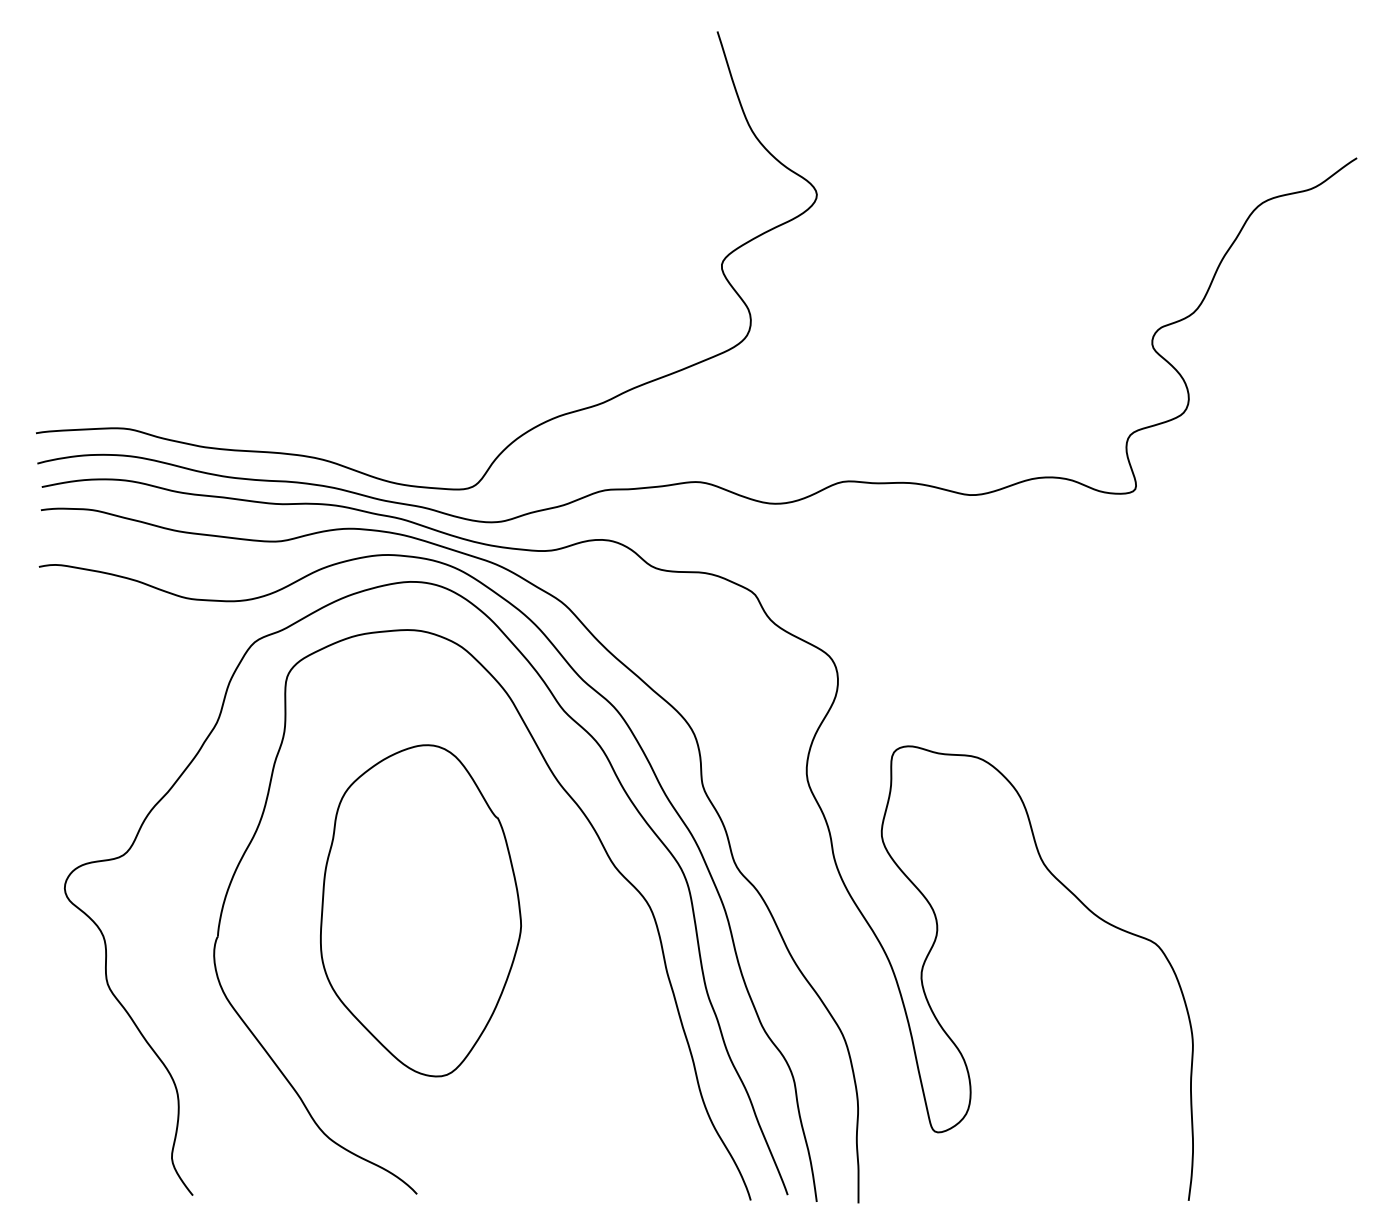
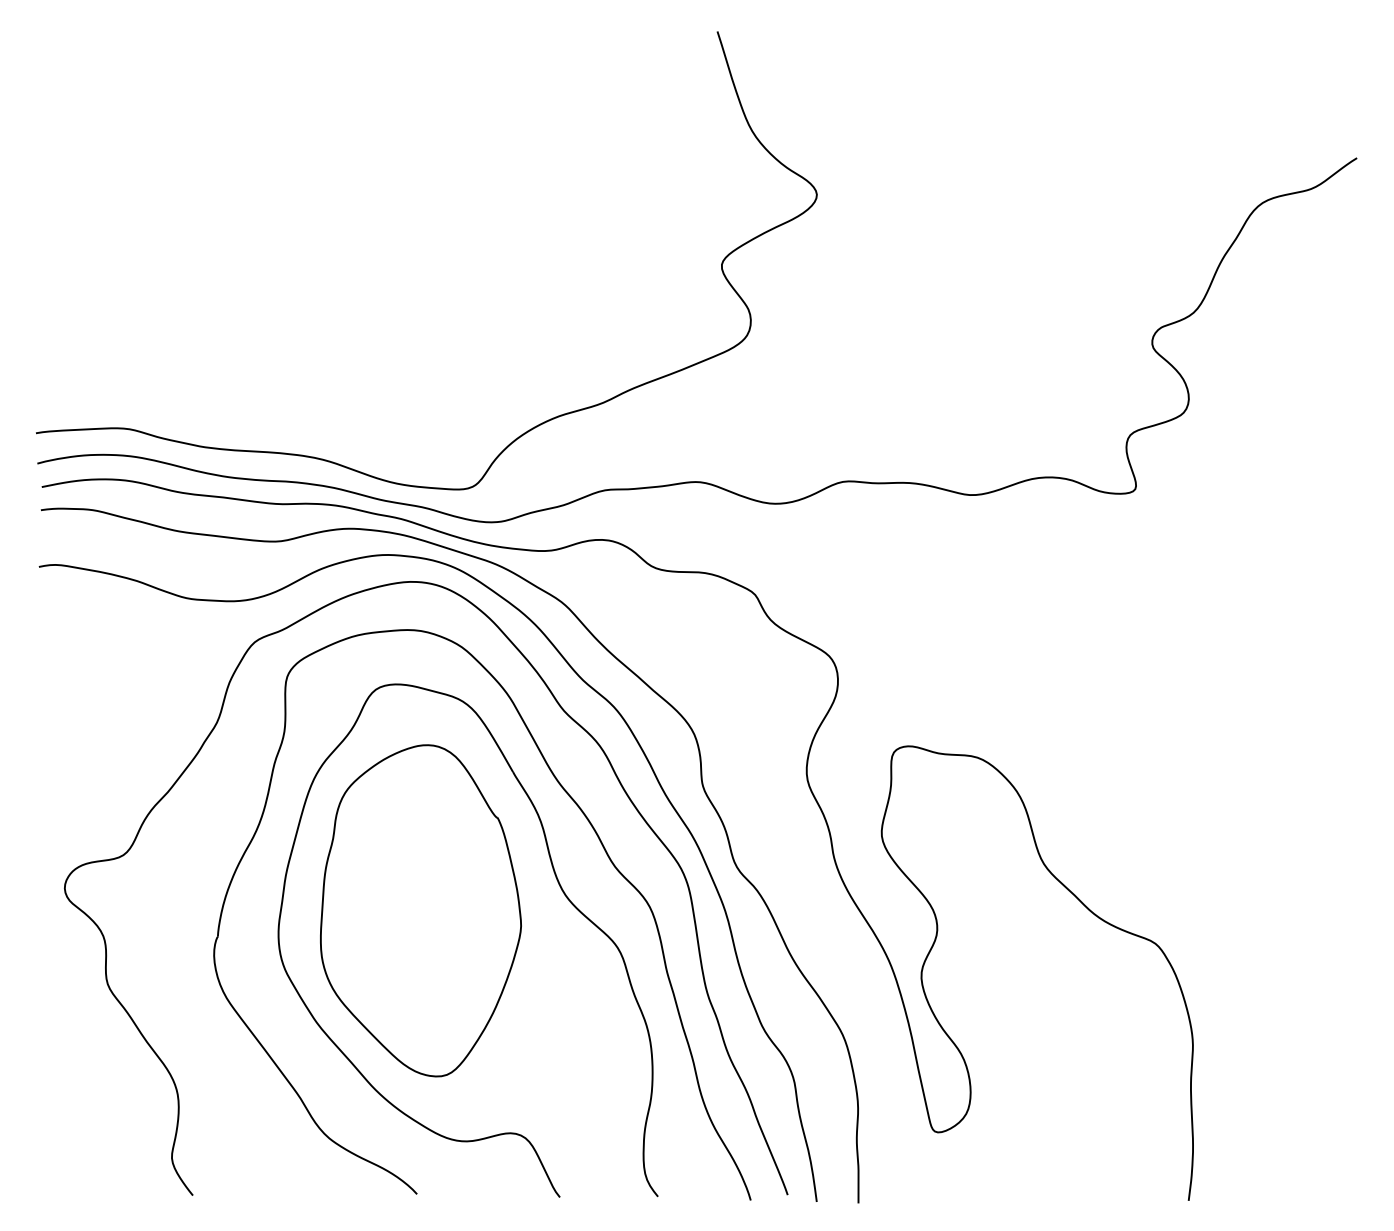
part: none -> present (562, 892)
